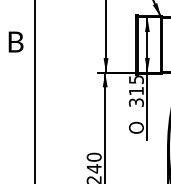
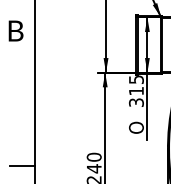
text position: (15, 41) -> (15, 30) (15, 30)
line: none -> present (21, 166)
